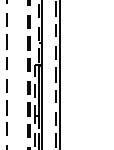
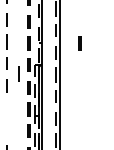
part: none -> present (79, 43)
line: none -> present (18, 73)
line: present -> none (6, 115)
